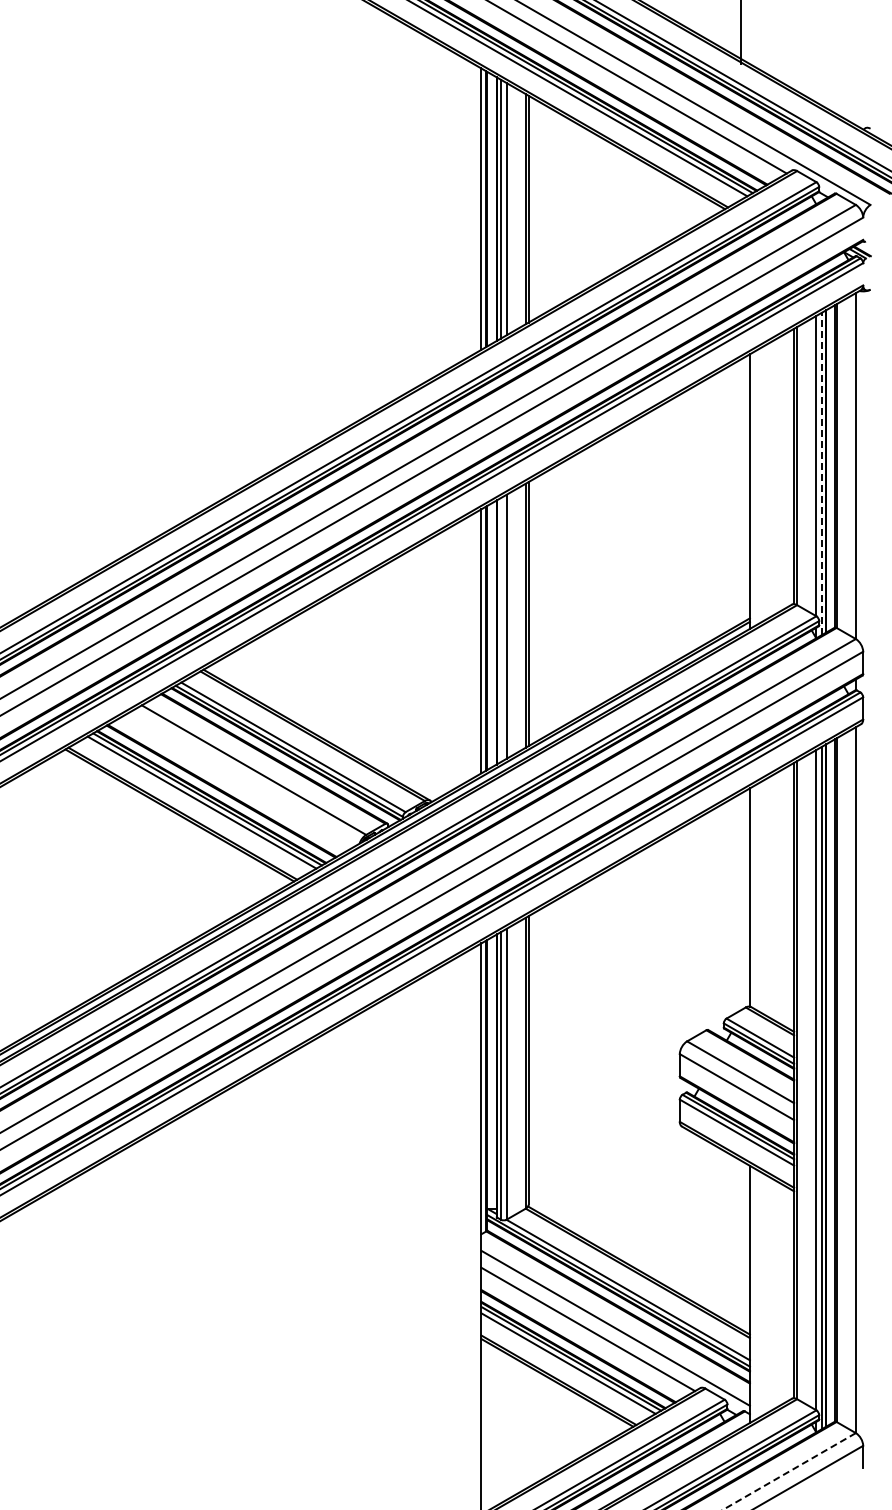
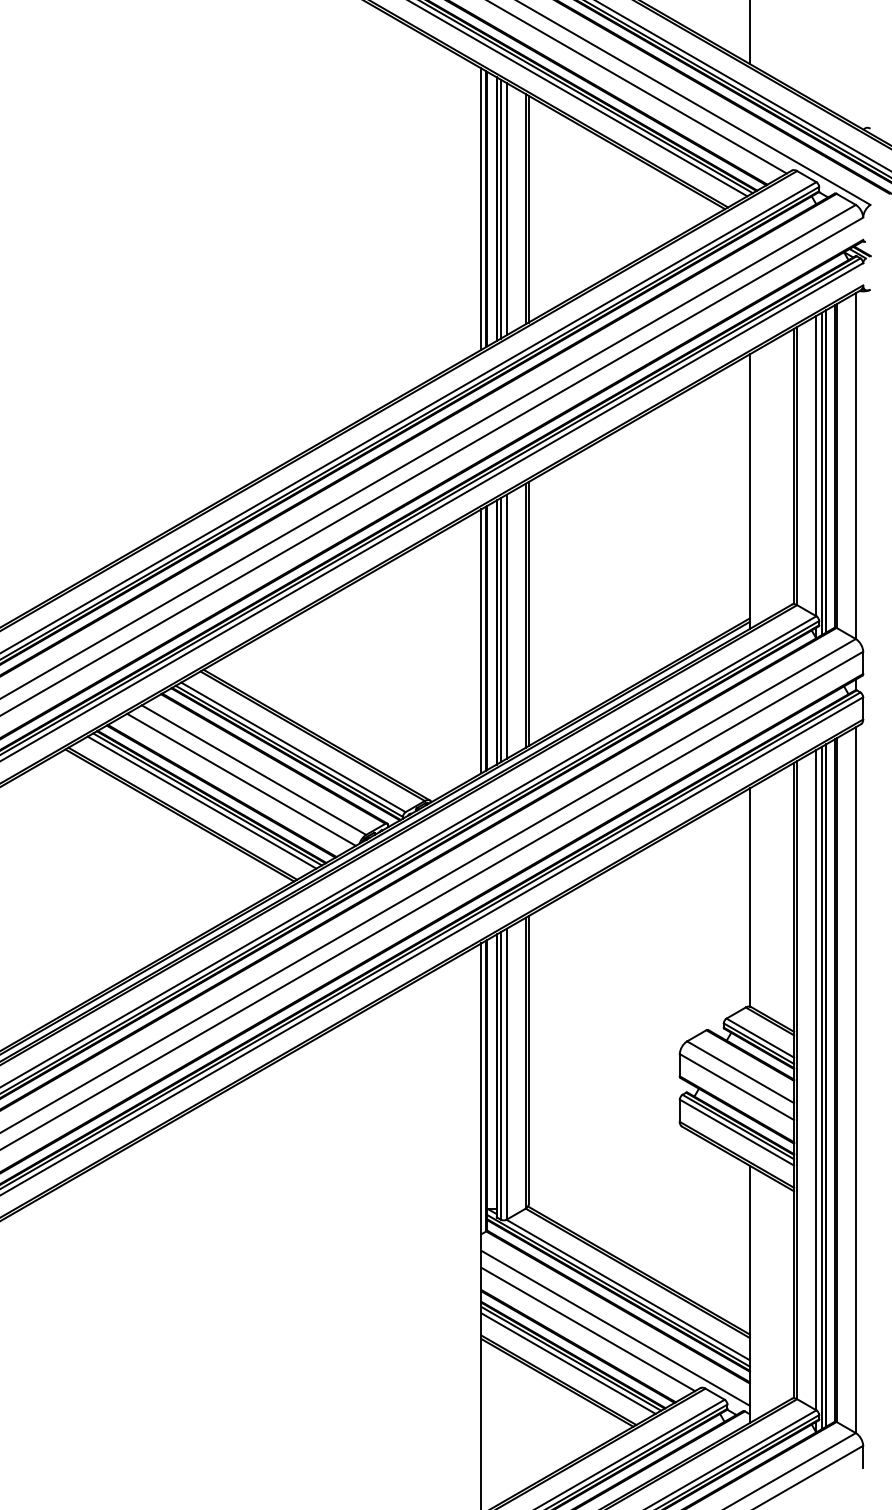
line position: (740, 33) -> (749, 33) (749, 33)
line: dashed -> solid (821, 473)
line: none -> present (501, 630)
line: none -> present (241, 779)
line: dashed -> solid (789, 1471)
